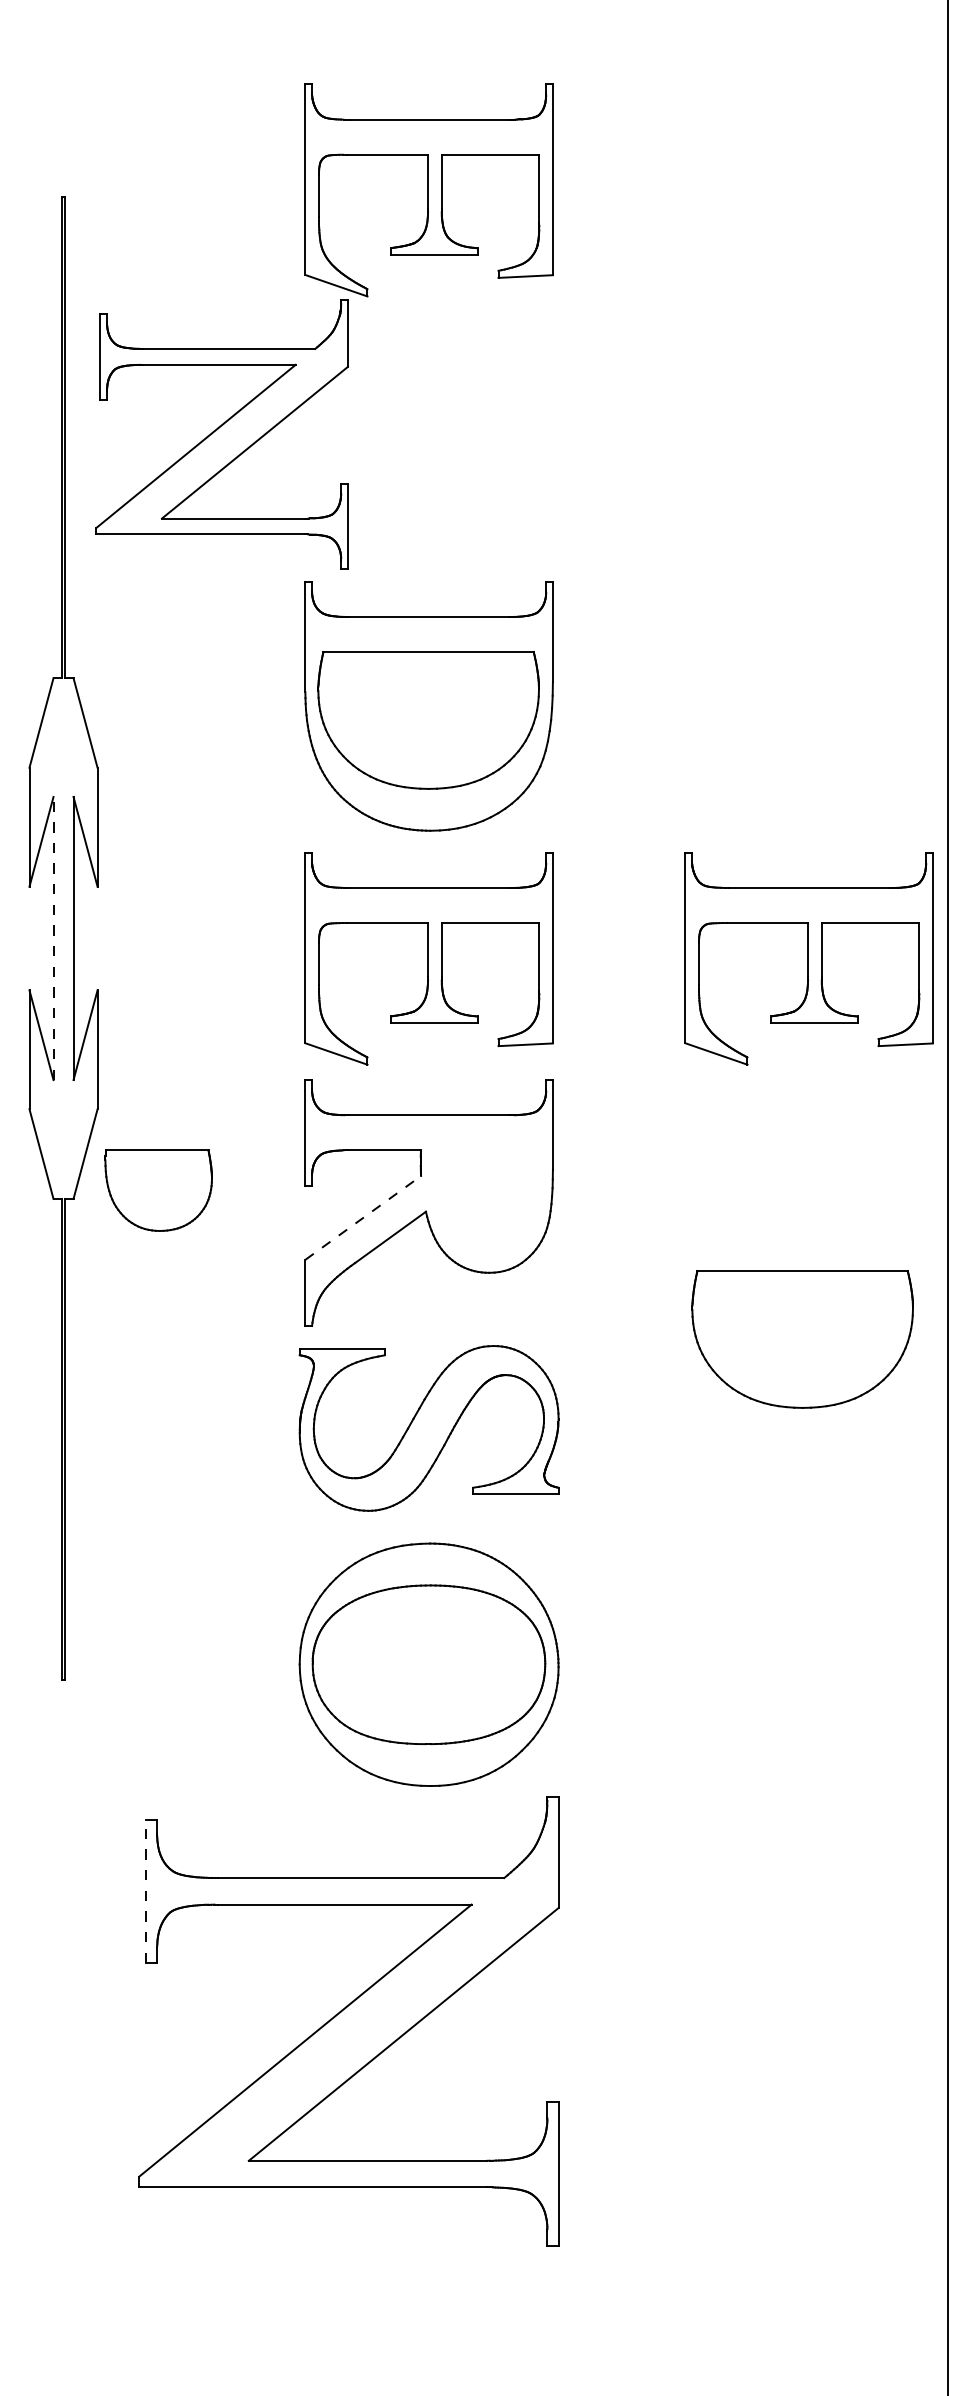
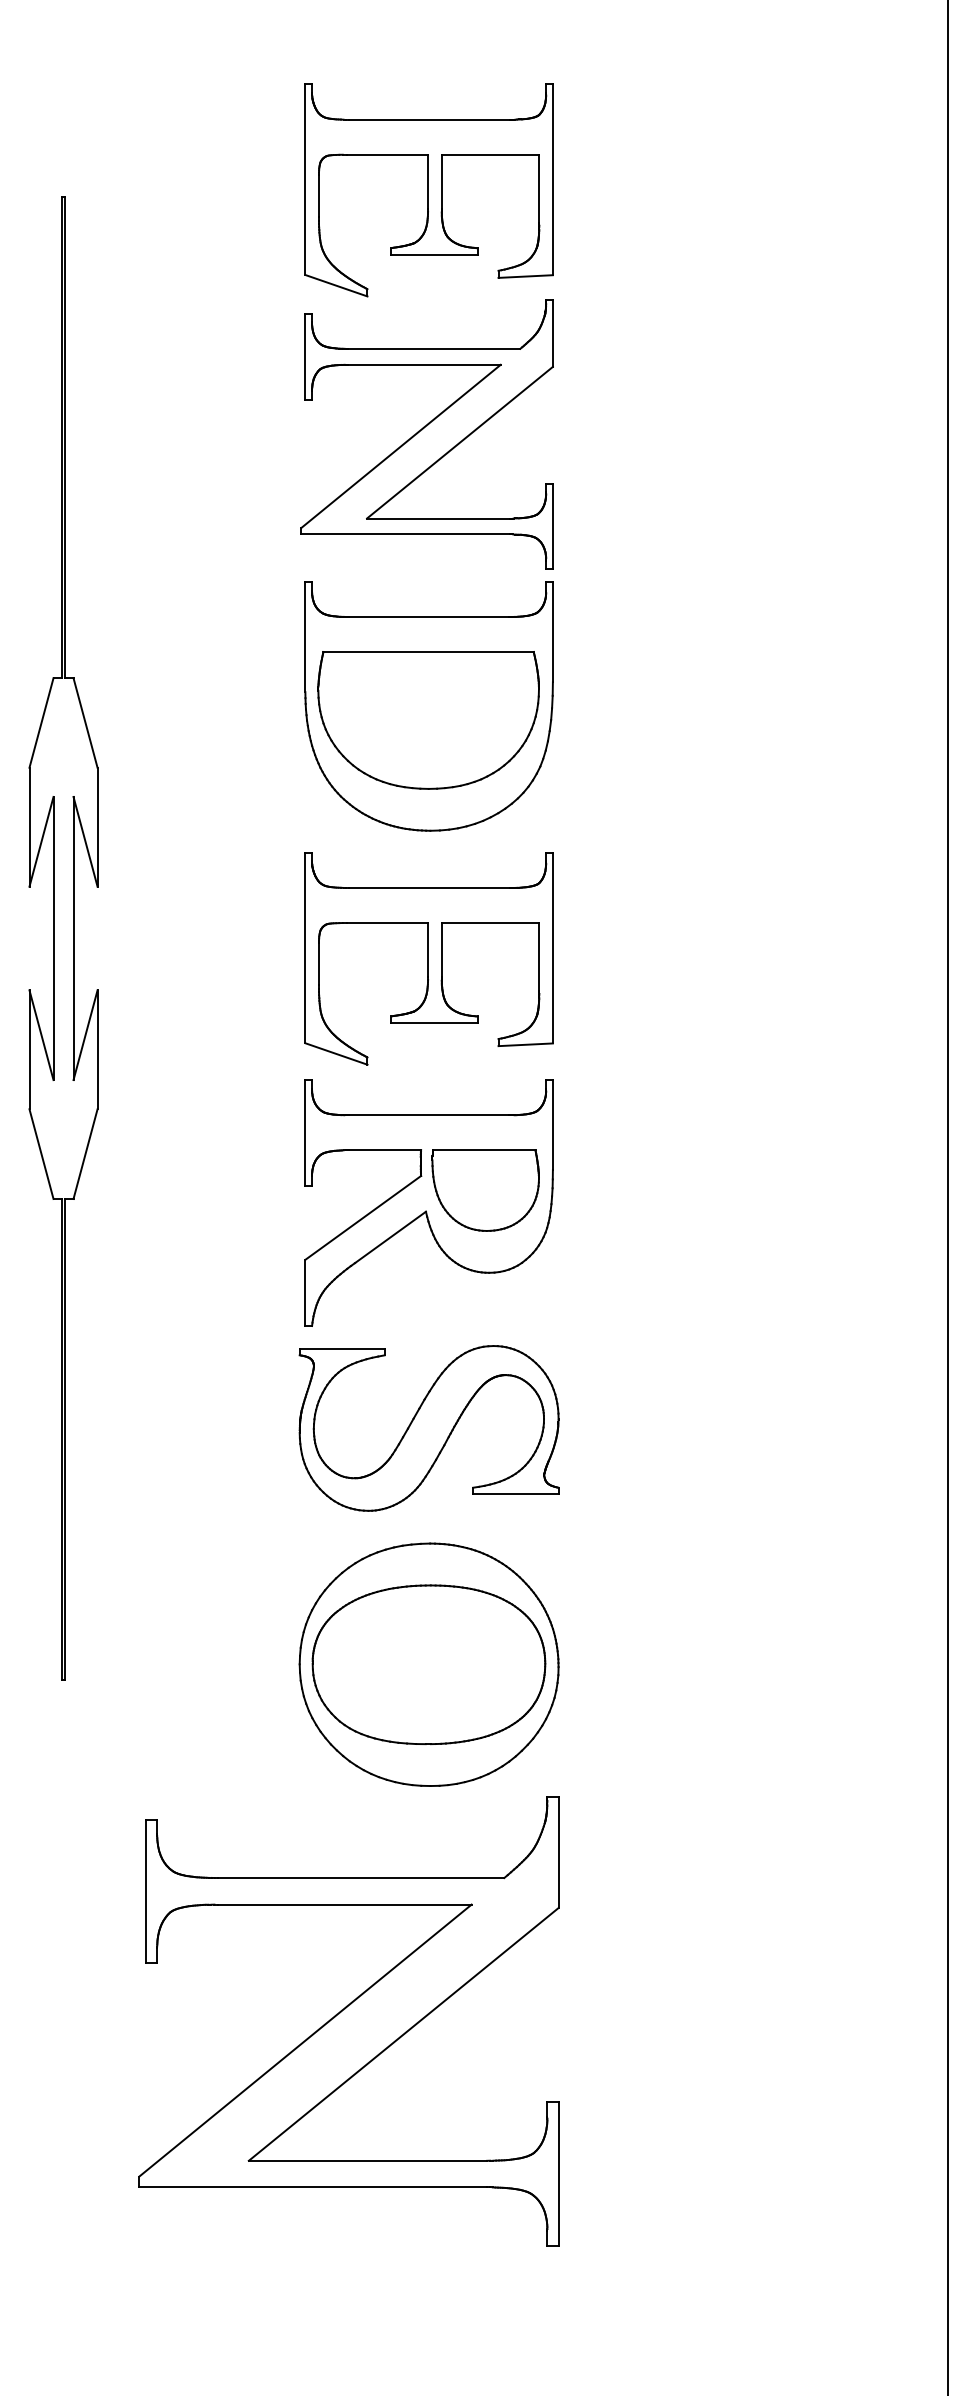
part position: (221, 434) -> (426, 434) (426, 434)
line: dashed -> solid (53, 938)
part: present -> none (808, 958)
part position: (158, 1190) -> (485, 1190) (485, 1190)
line: dashed -> solid (363, 1217)
part: present -> none (802, 1339)
line: dashed -> solid (146, 1891)
